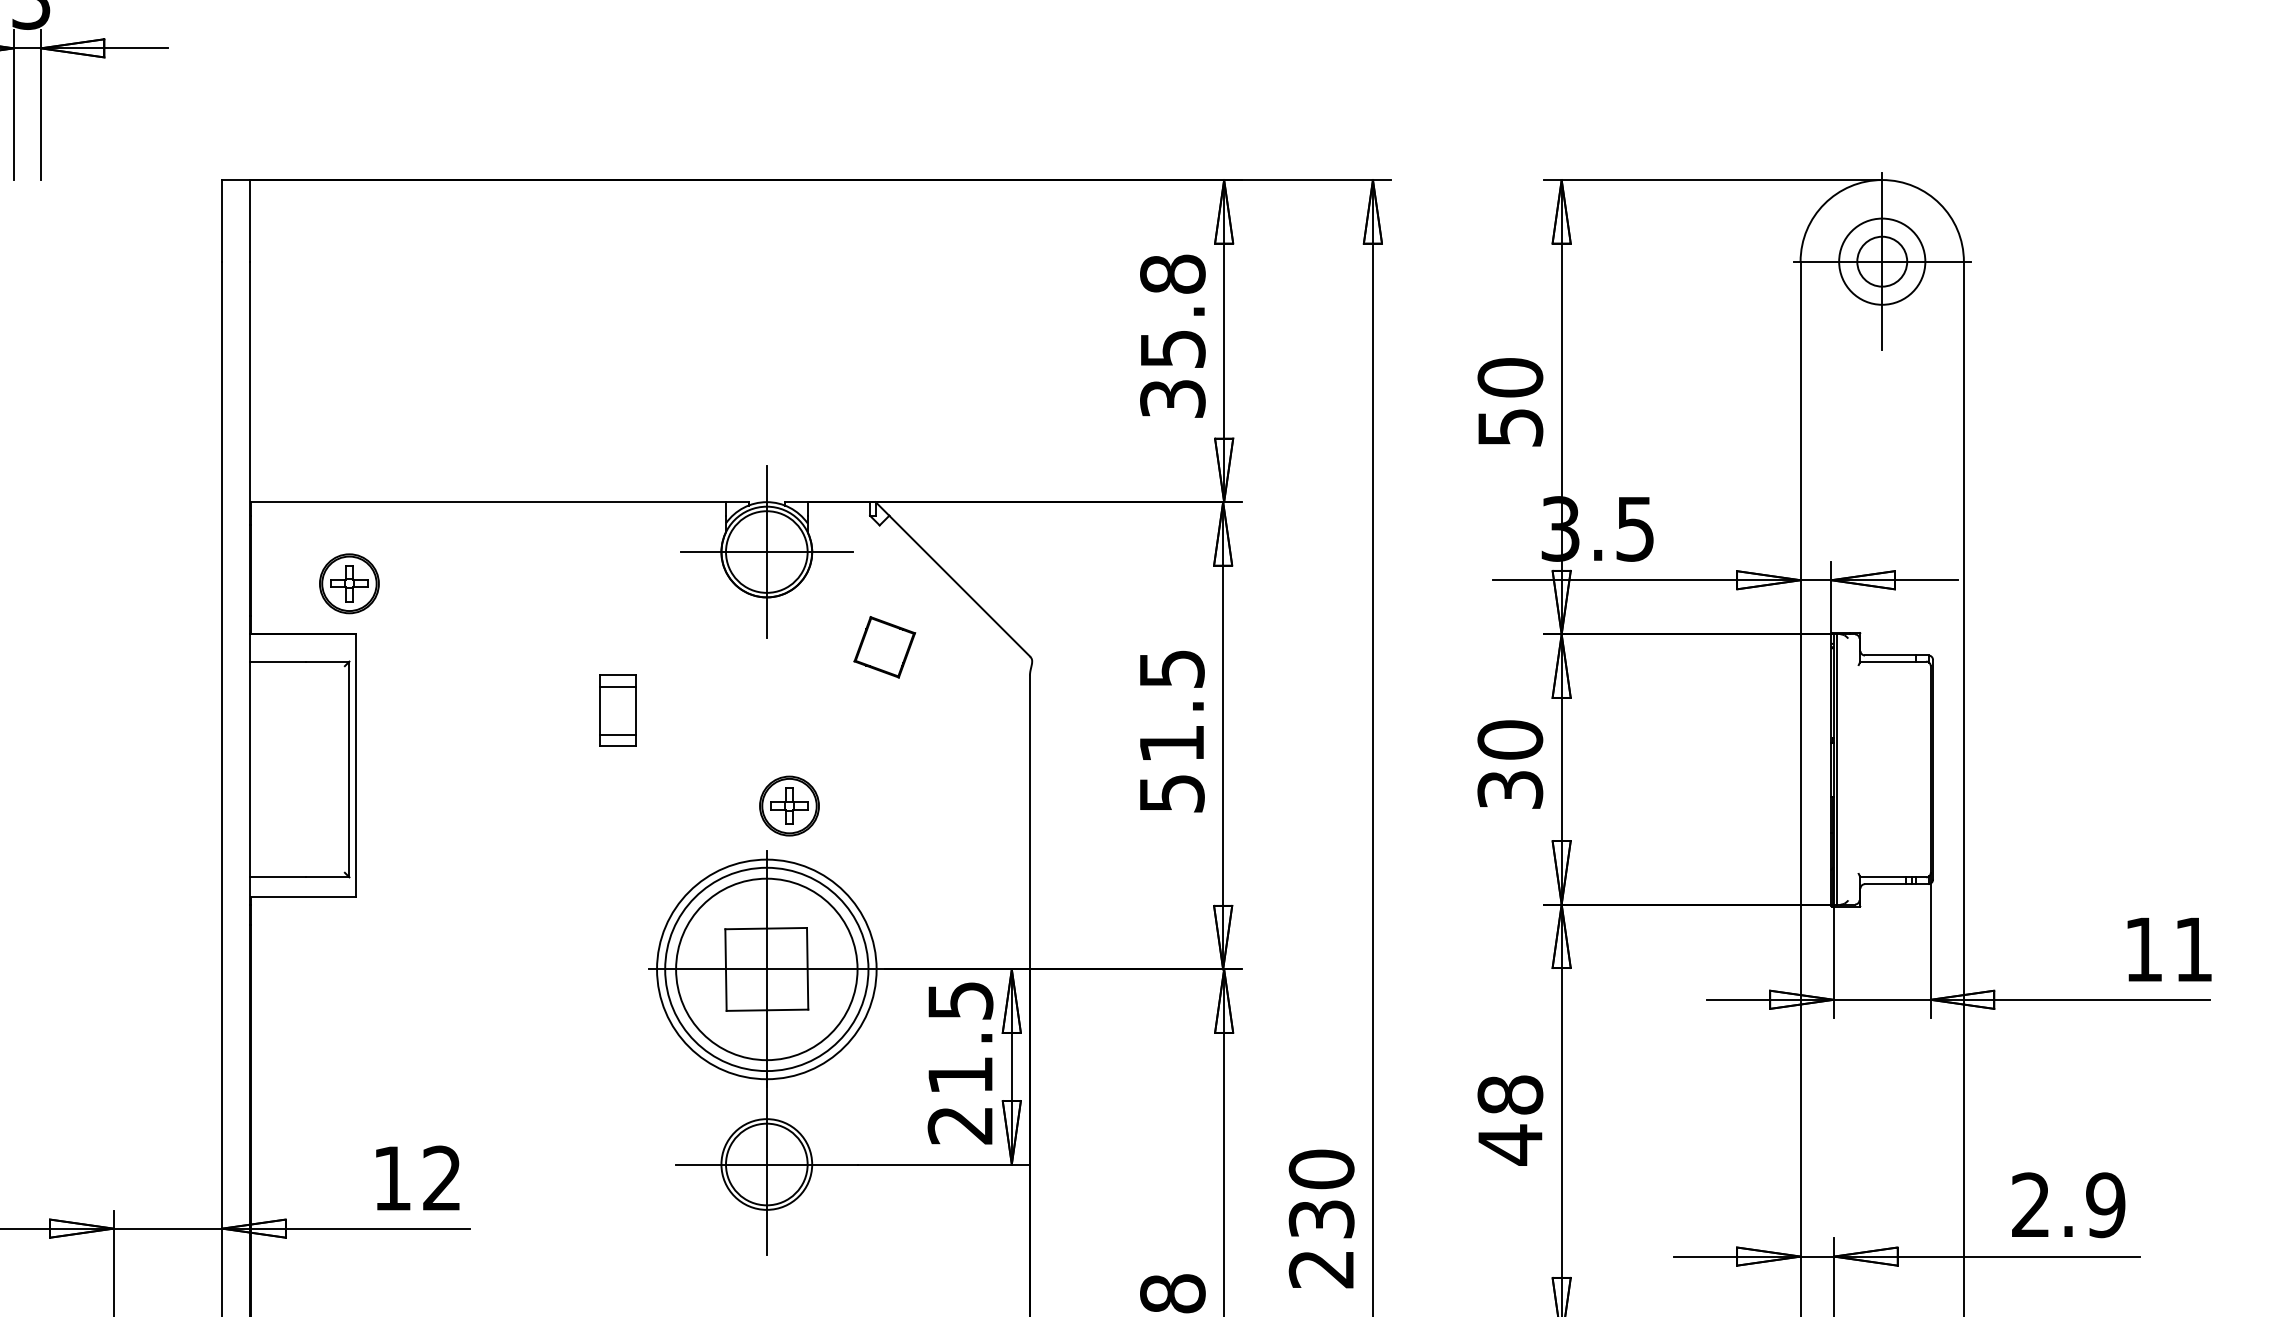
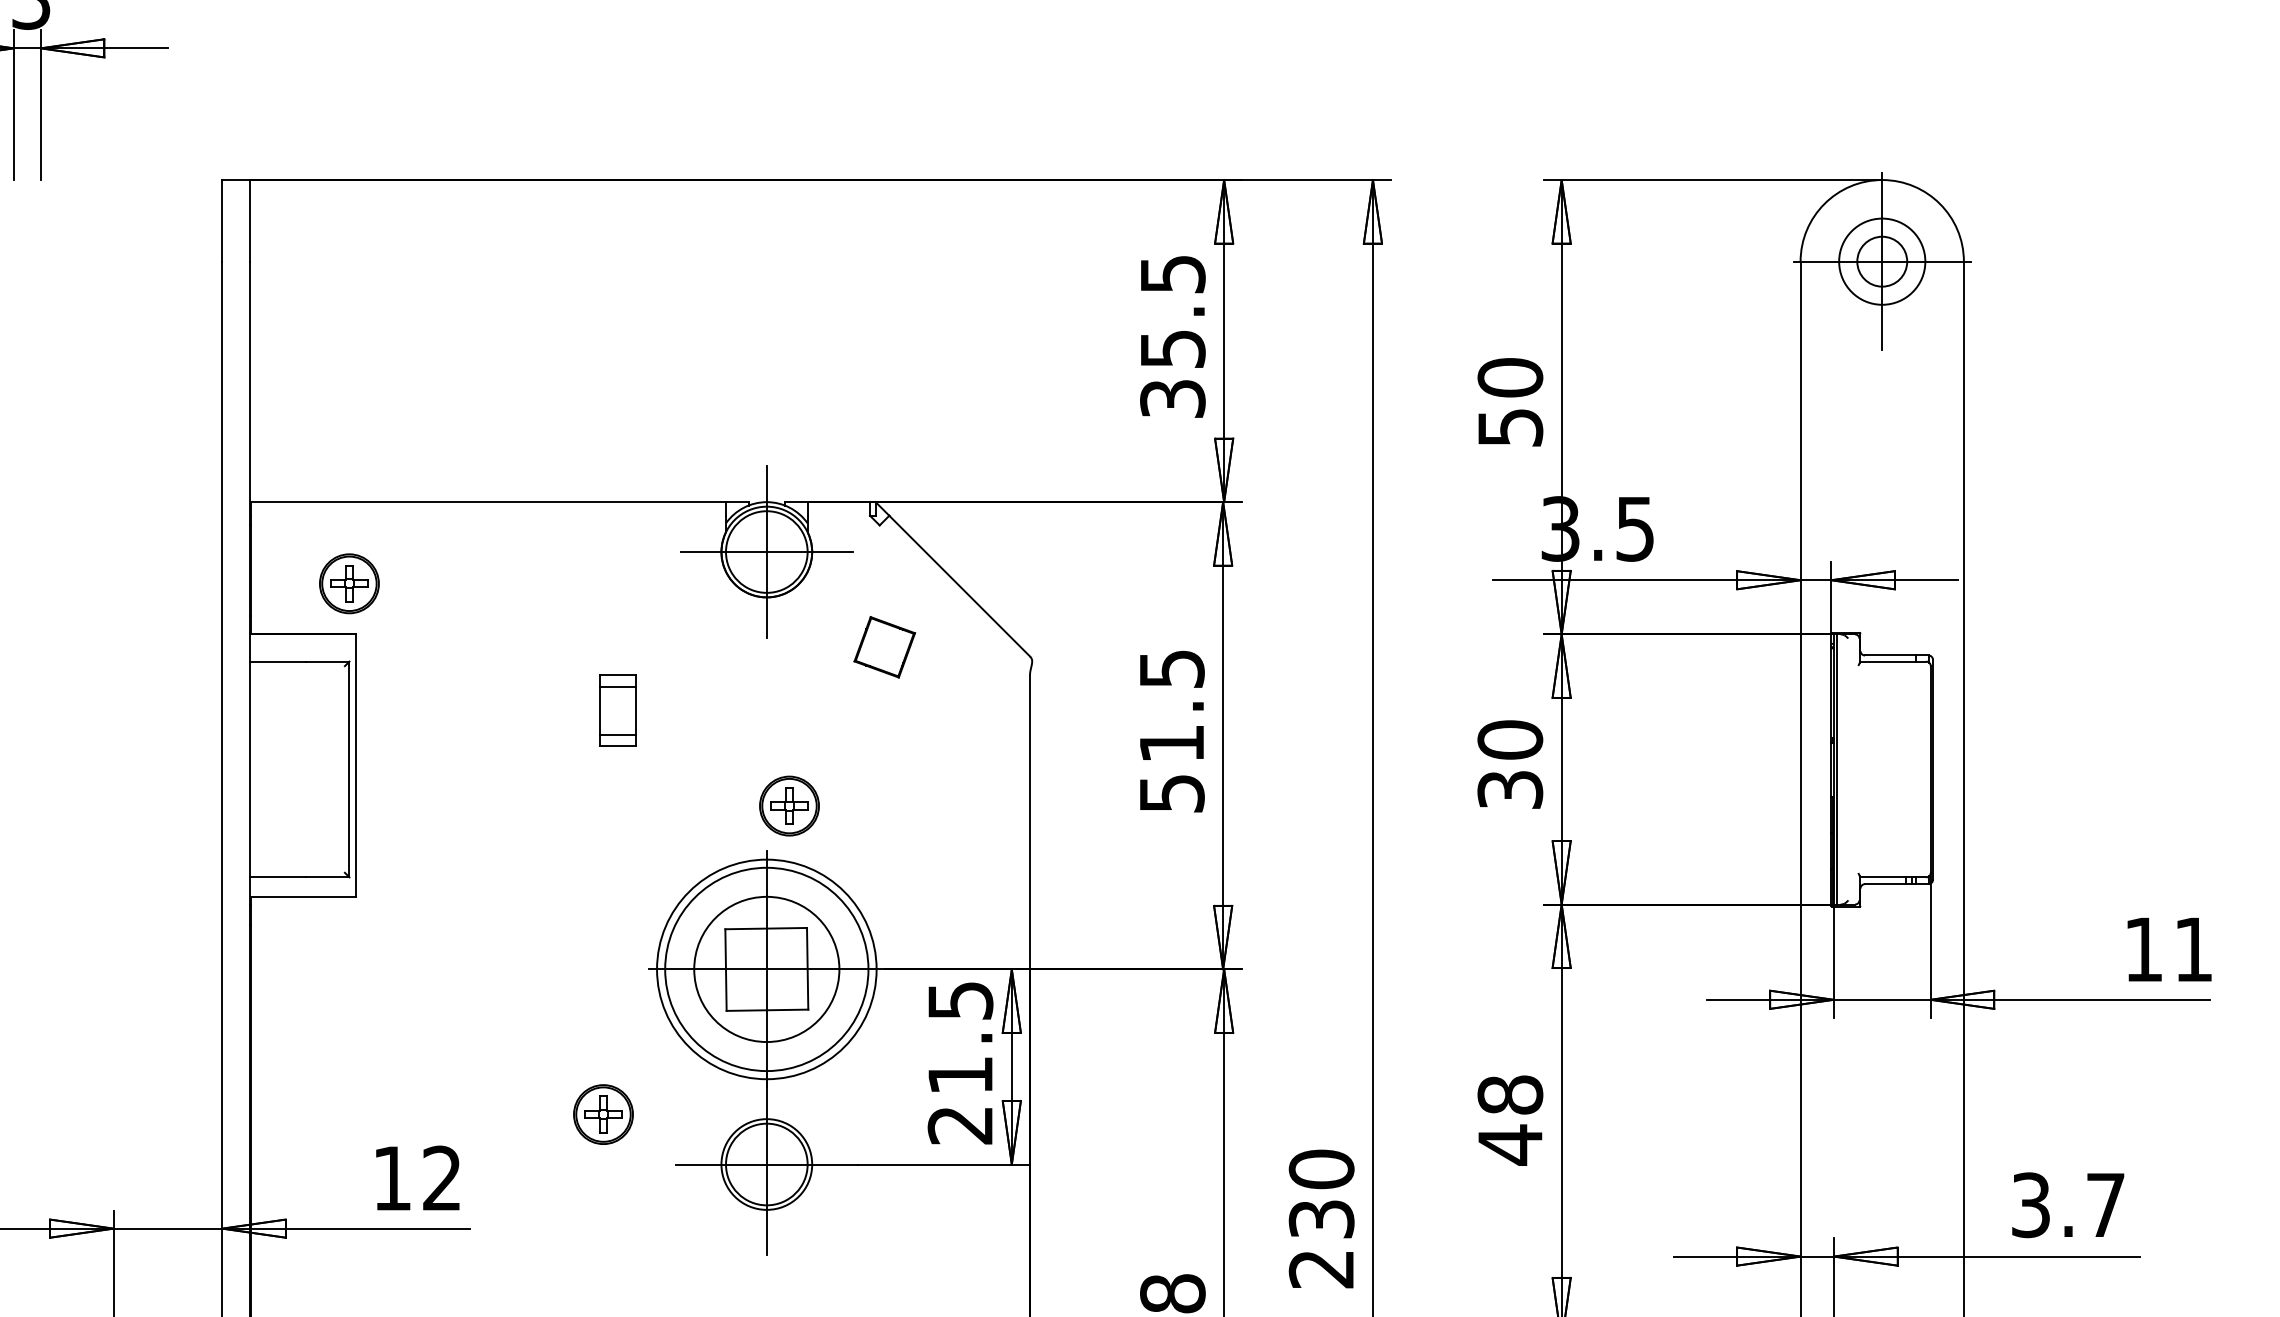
text: 35.8 -> 35.5 (1172, 273)
circle diameter: 181 px -> 145 px (766, 969)
part: none -> present (603, 1114)
text: 2.9 -> 3.7 (2068, 1205)
